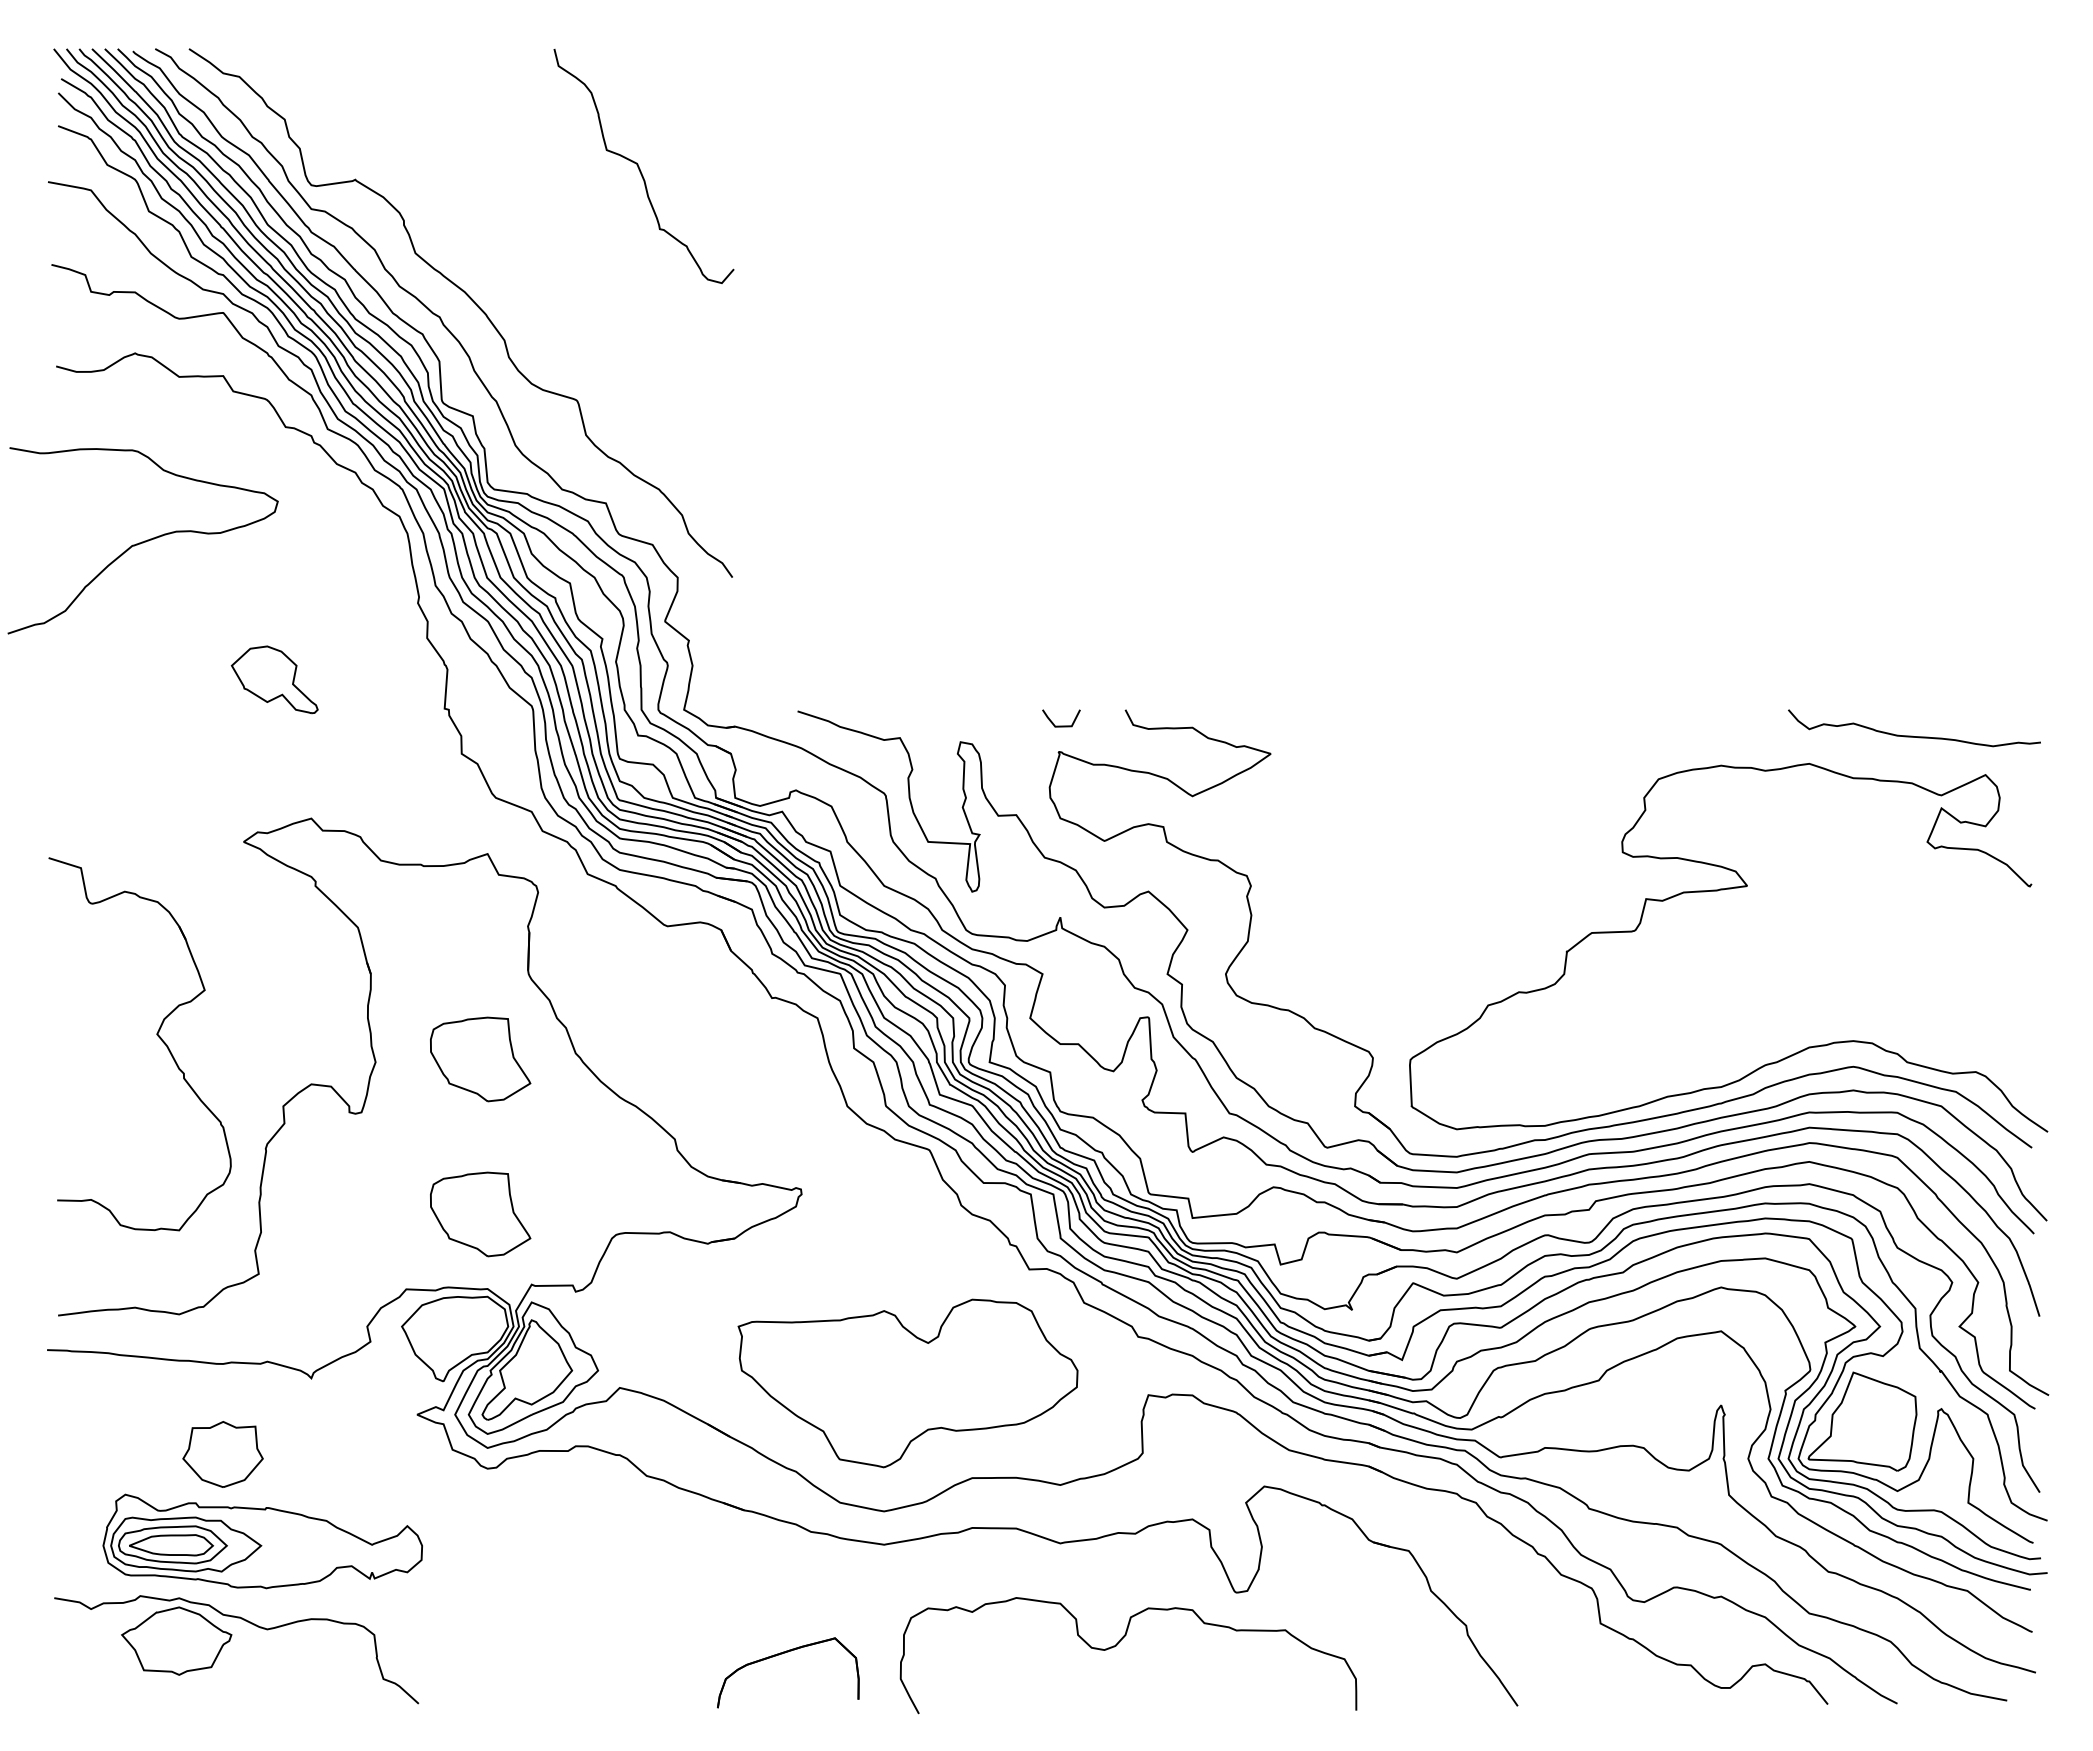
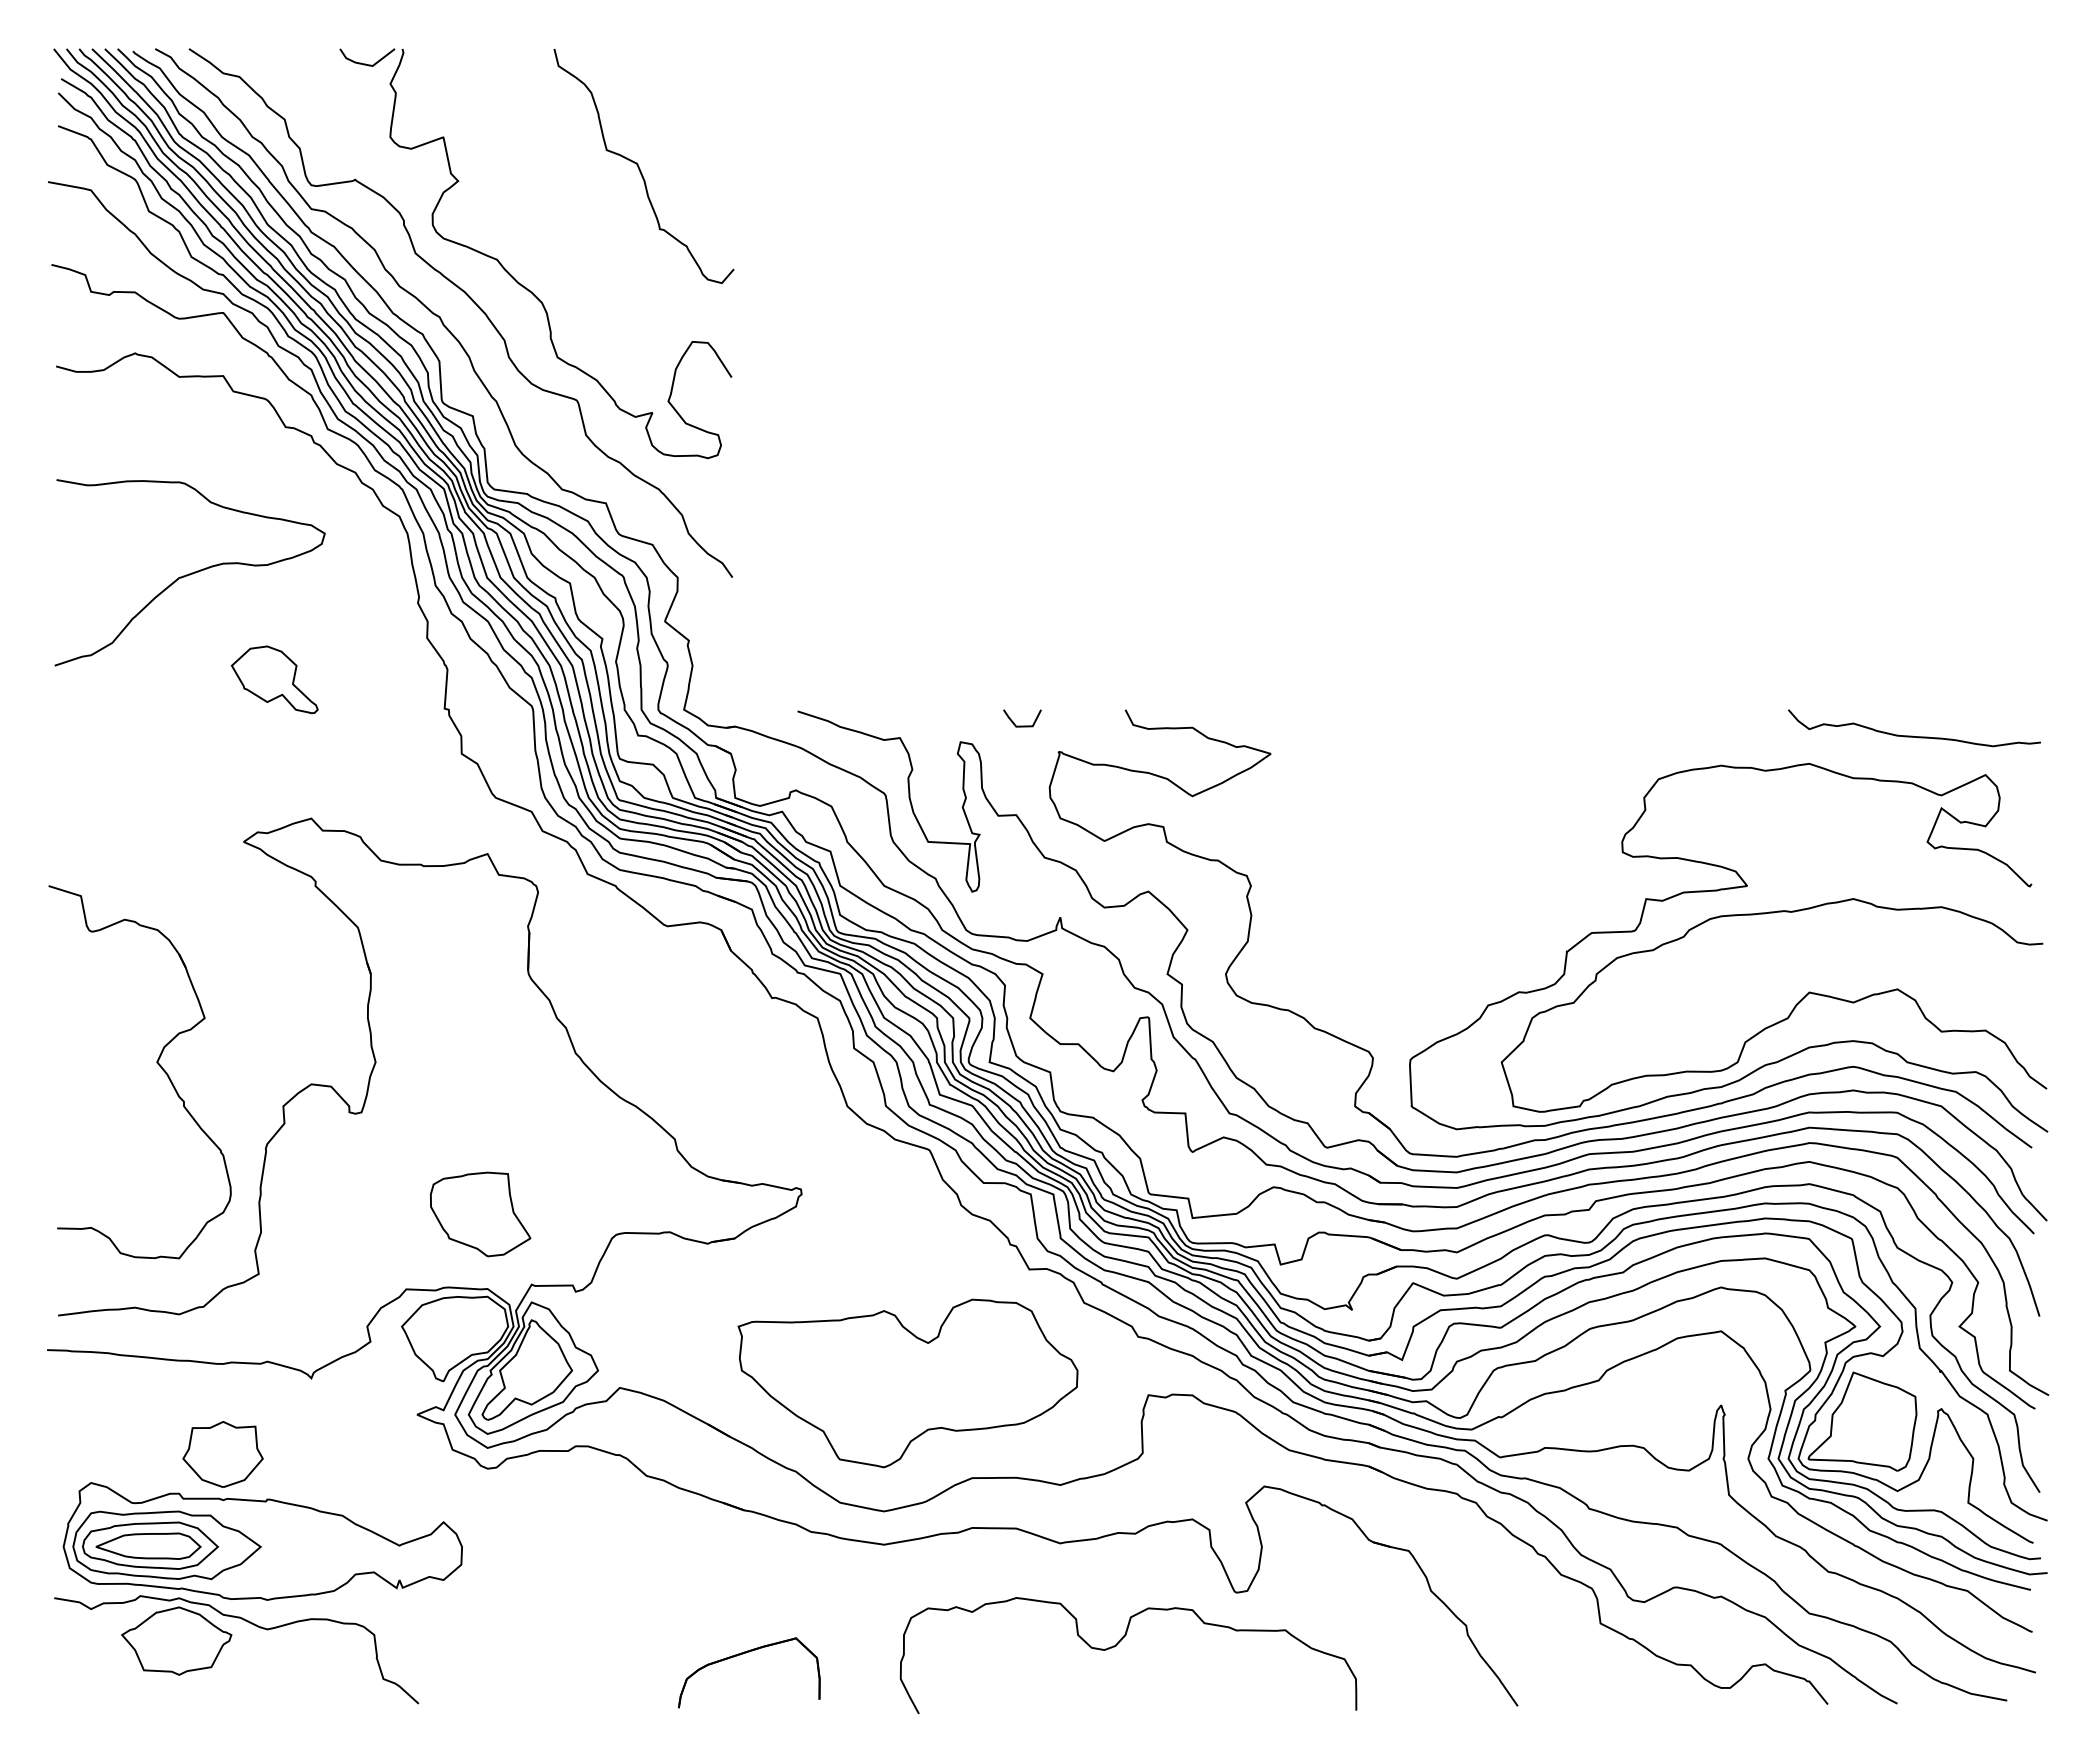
part: none -> present (512, 275)
curve position: (142, 541) -> (189, 573) (189, 573)
line position: (1061, 725) -> (1022, 725) (1022, 725)
curve: none -> present (1780, 1020)
part position: (157, 1036) -> (157, 1064) (157, 1064)
part: present -> none (480, 1059)
part size: 321x97 px -> 401x119 px (262, 1541)
part position: (782, 1654) -> (743, 1654) (743, 1654)
